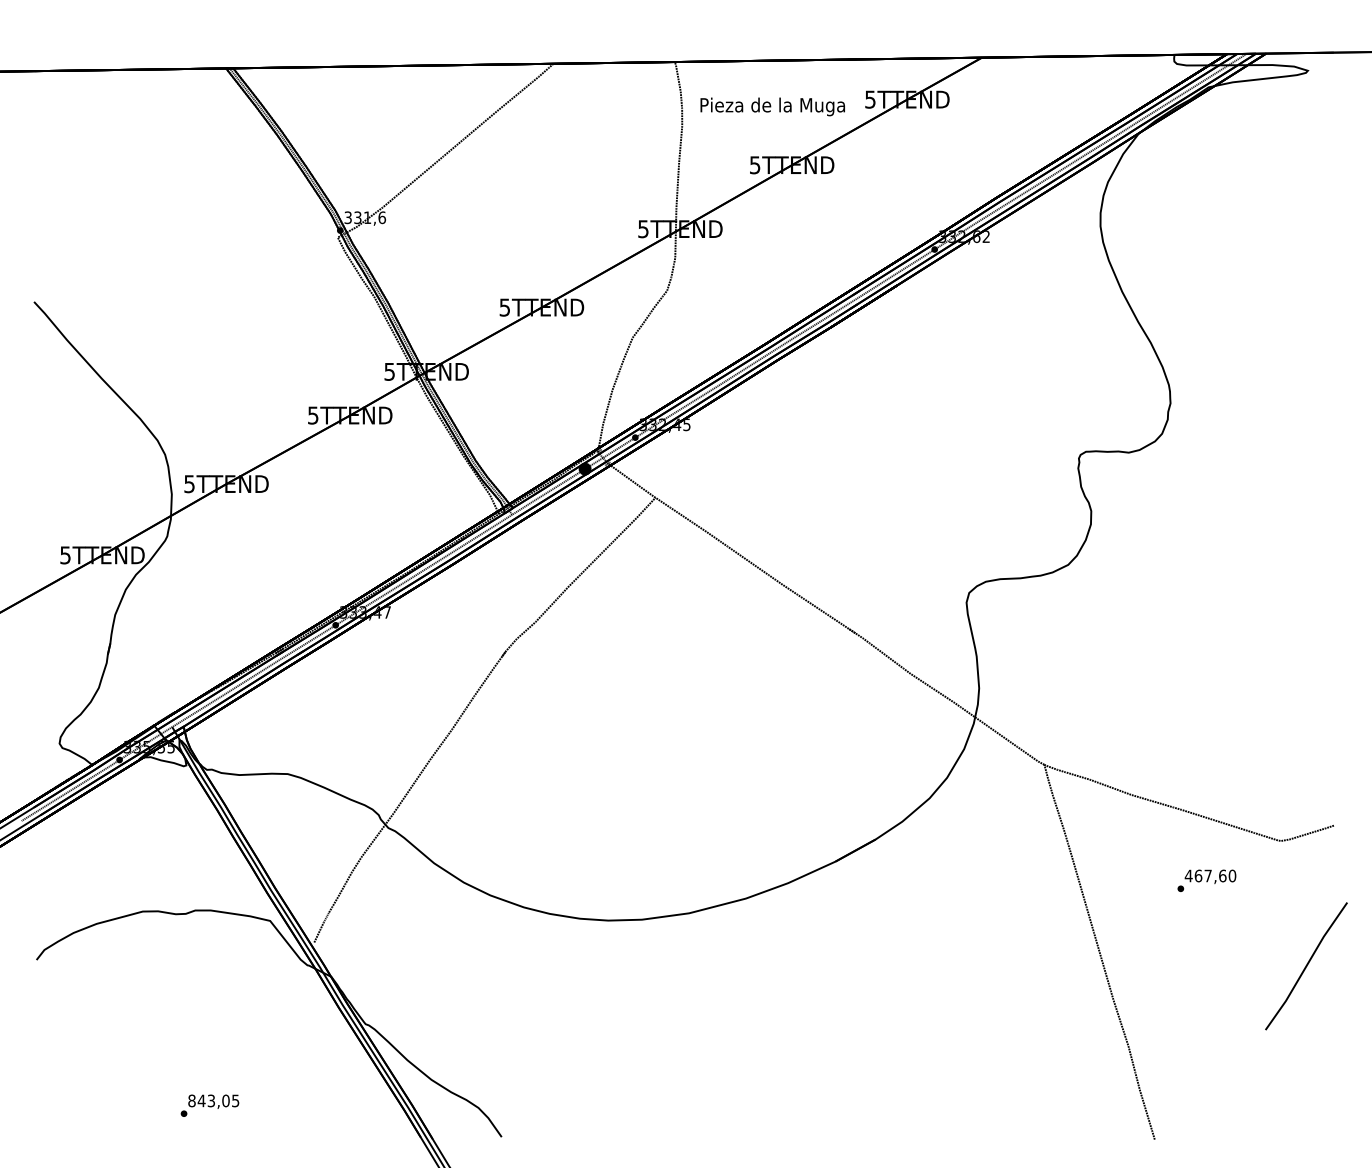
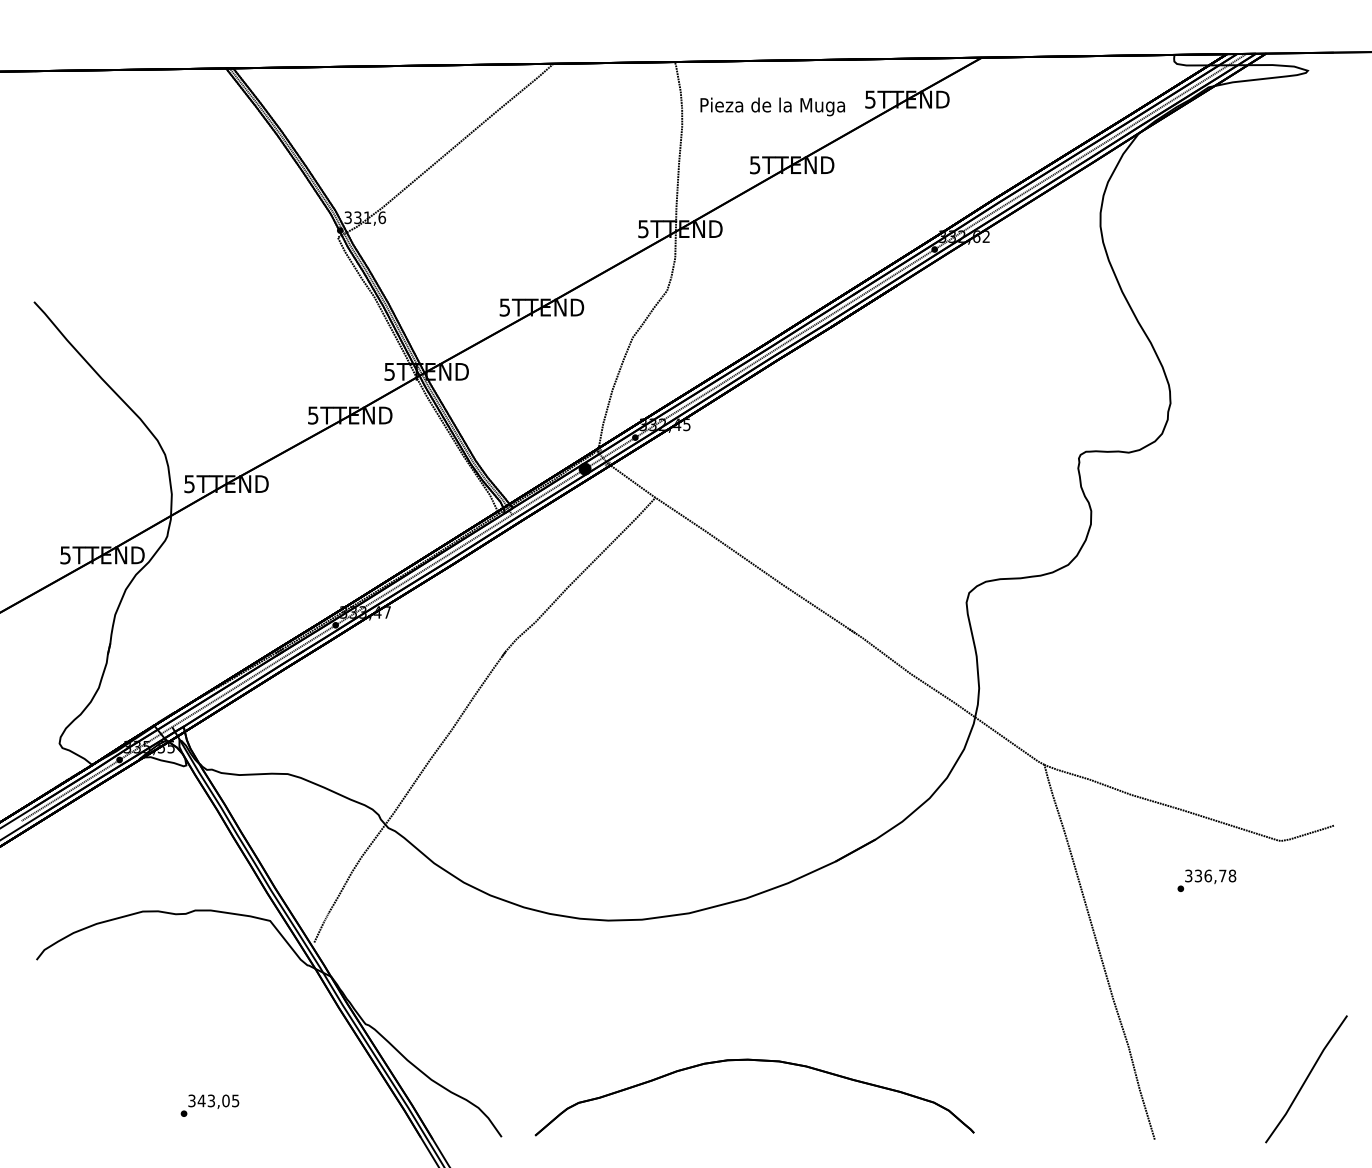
text: 467,60 -> 336,78 (1210, 875)
line position: (1306, 966) -> (1306, 1079) (1306, 1079)
part: none -> present (755, 1061)
text: 843,05 -> 343,05 (191, 1100)
